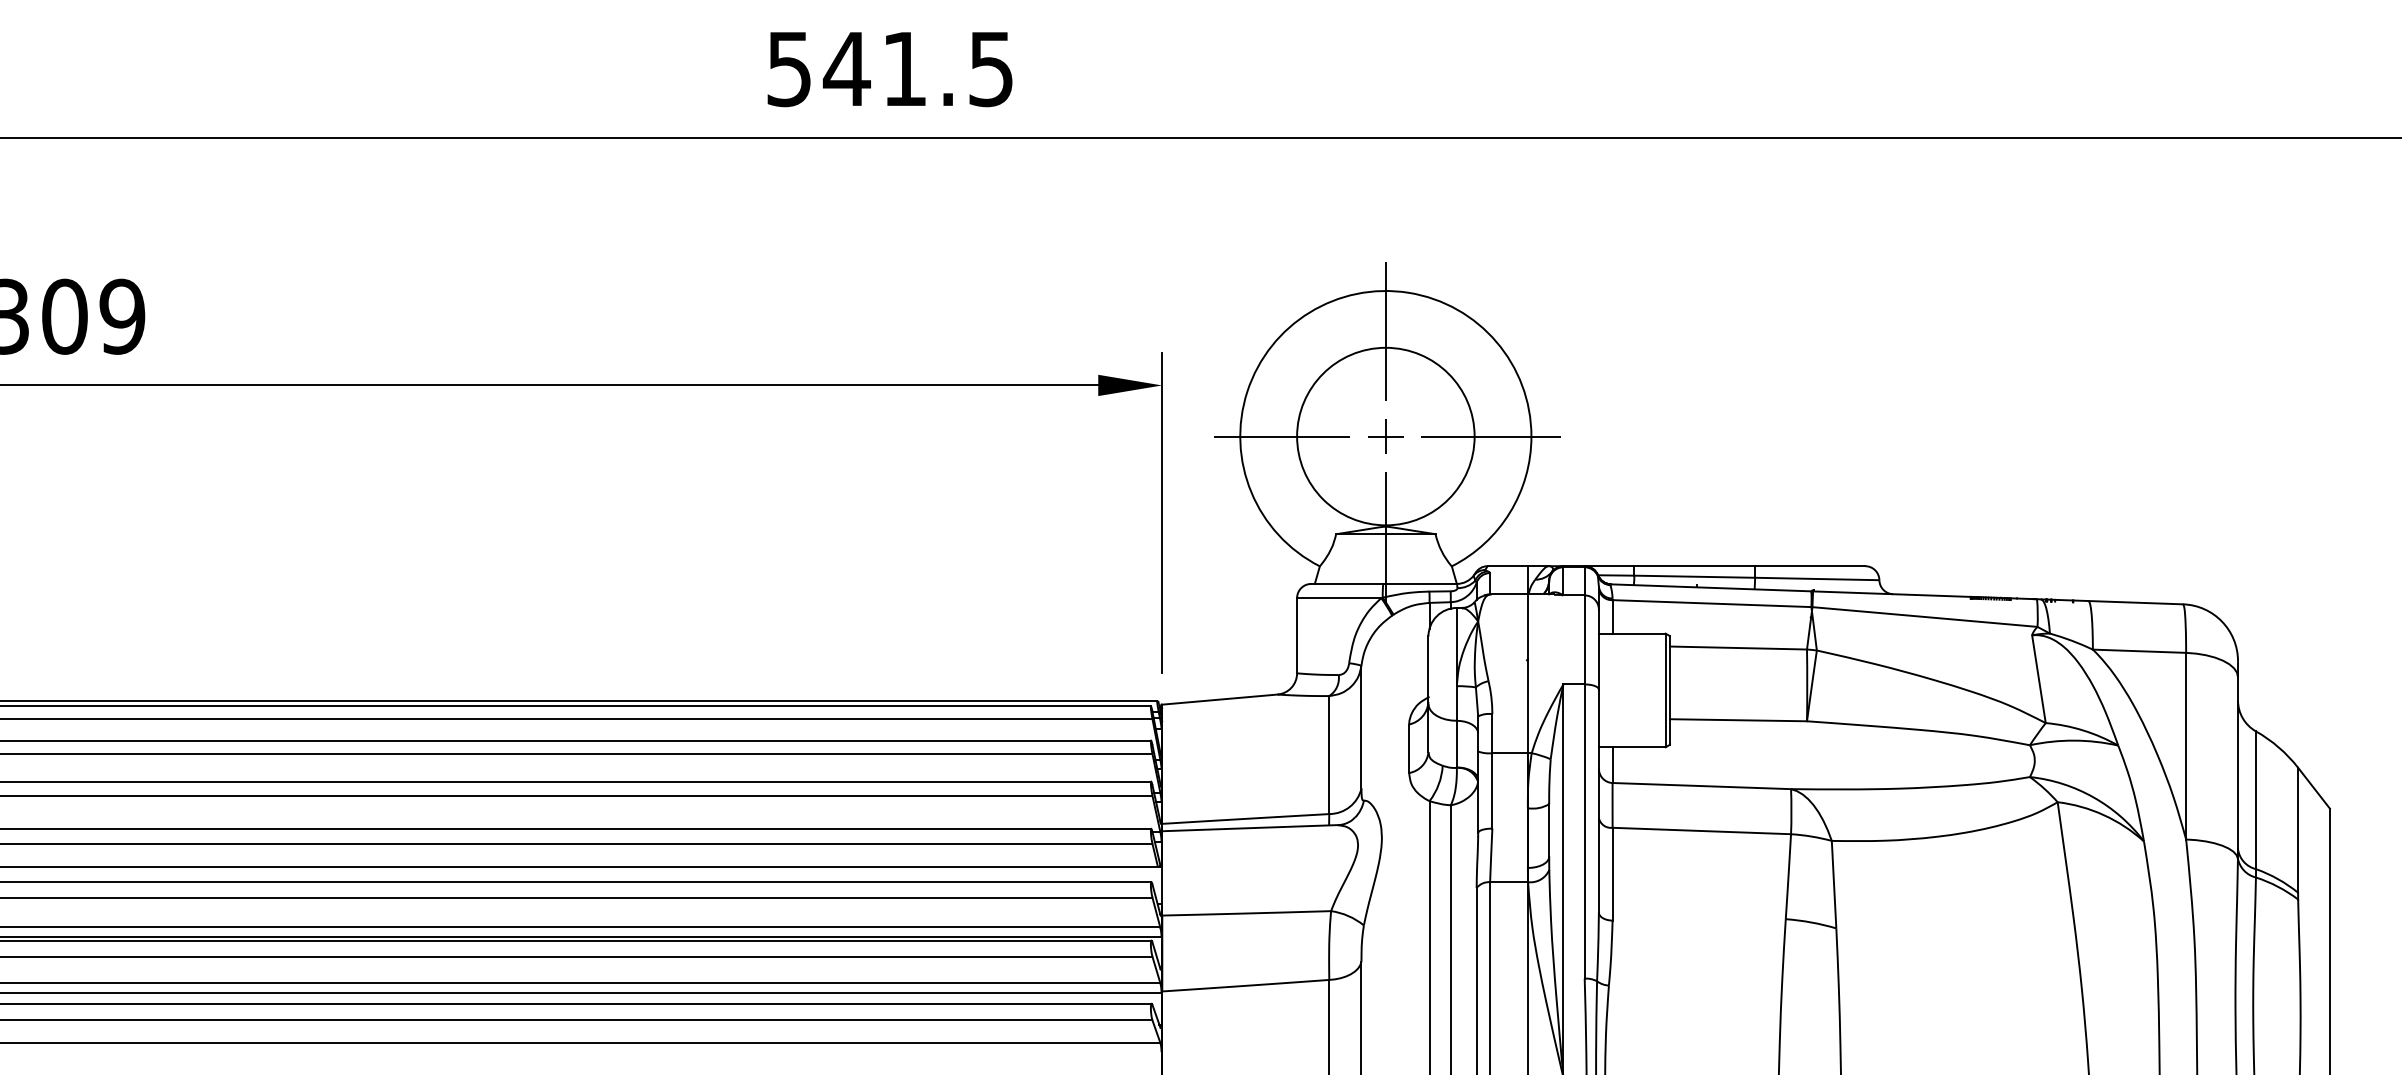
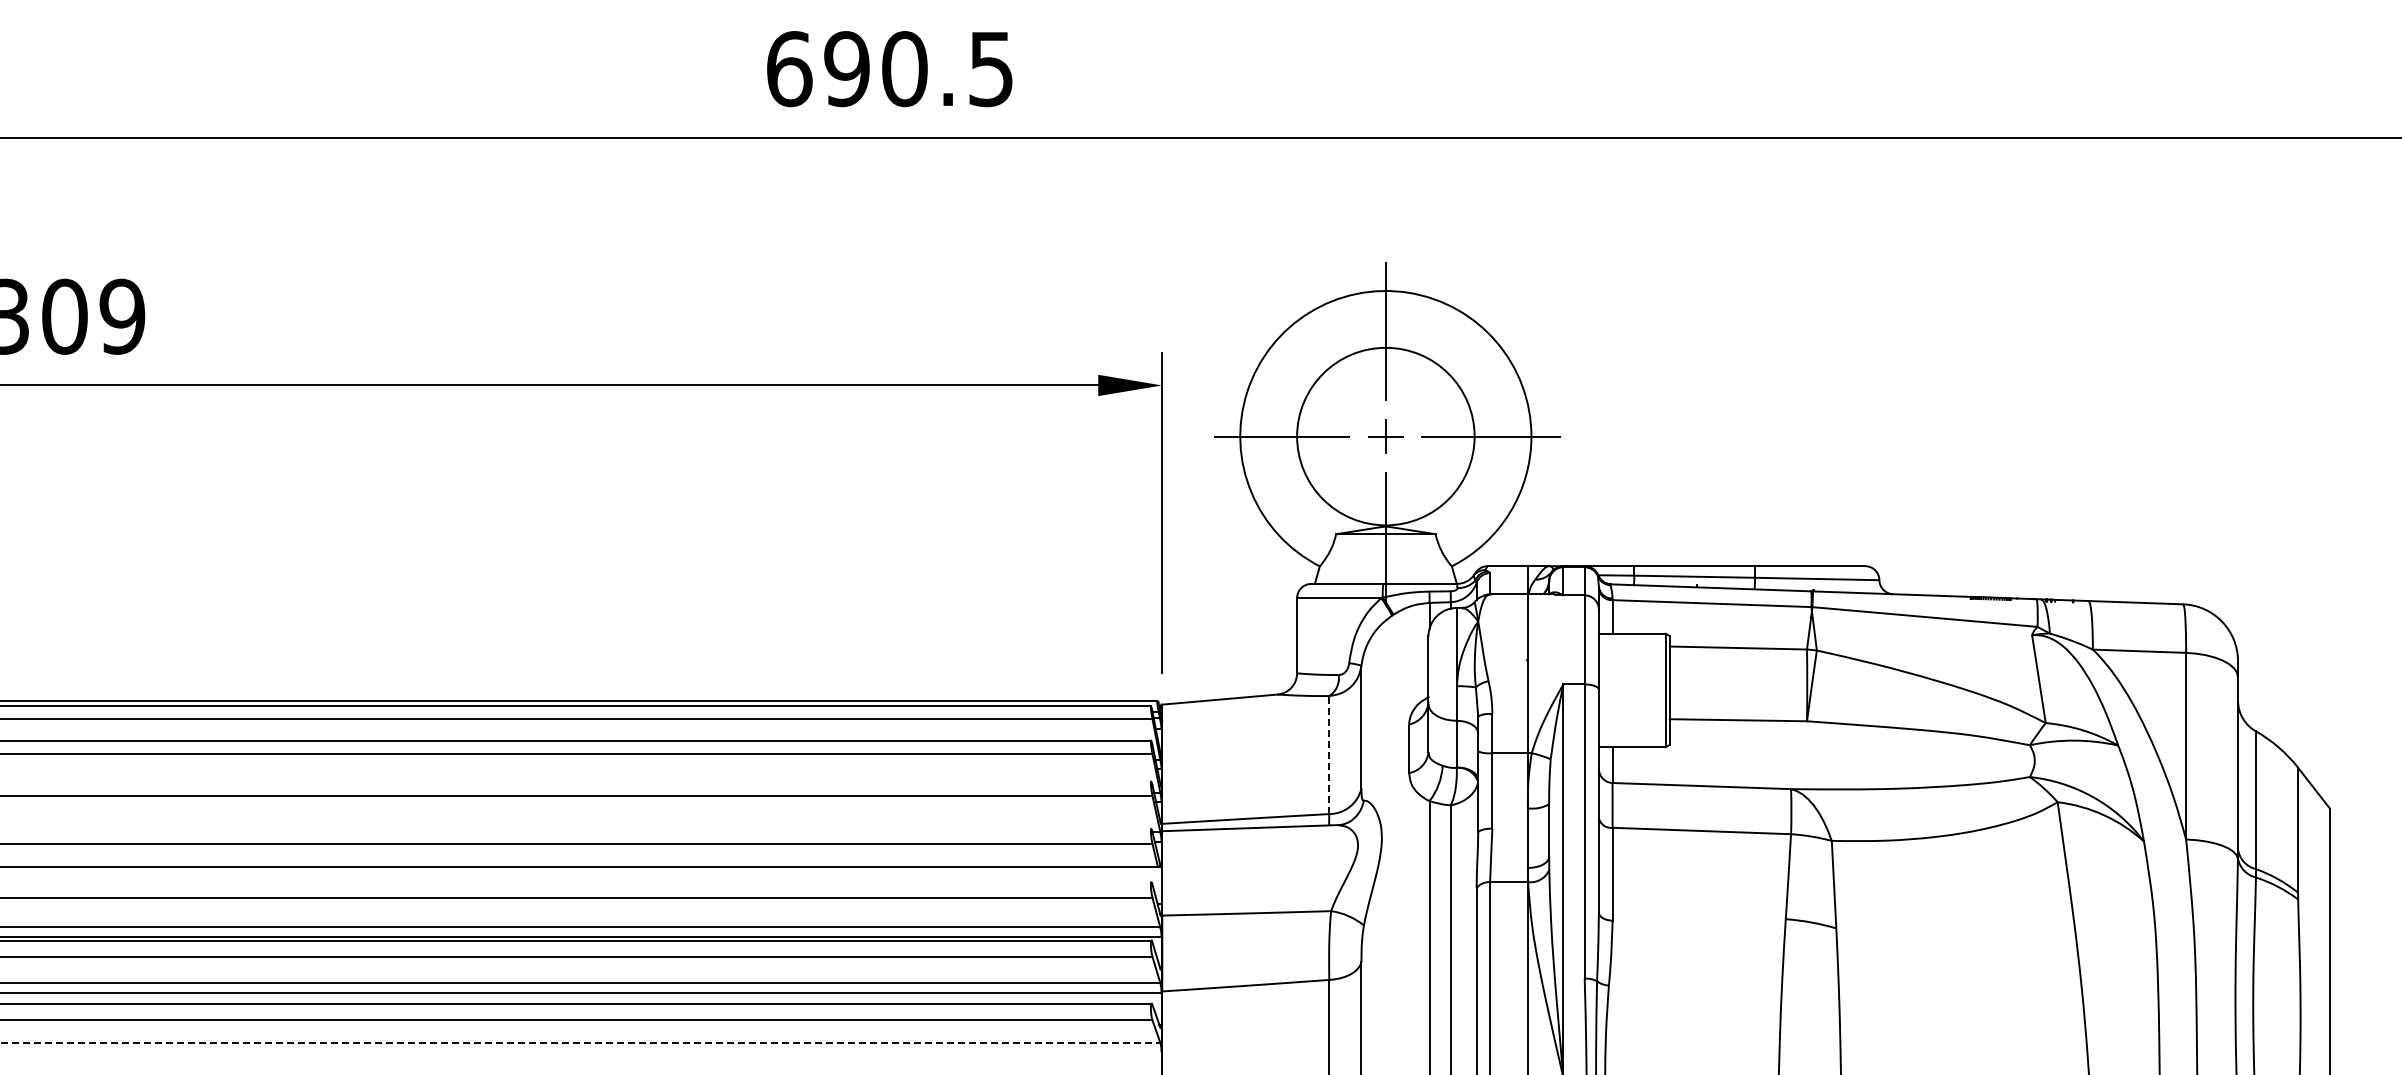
text: 541.5 -> 690.5 (847, 69)
line: solid -> dashed (1329, 754)
line: present -> none (576, 781)
line: present -> none (576, 828)
line: present -> none (576, 882)
line: solid -> dashed (580, 1042)
